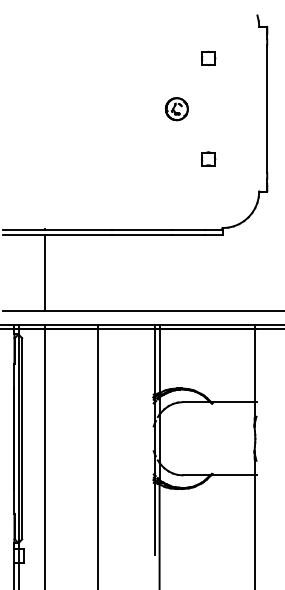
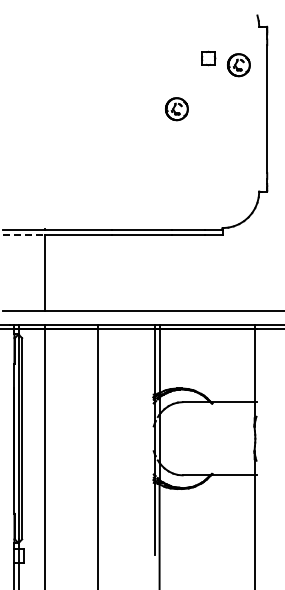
part: none -> present (238, 65)
part: present -> none (208, 158)
line: solid -> dashed (24, 235)
